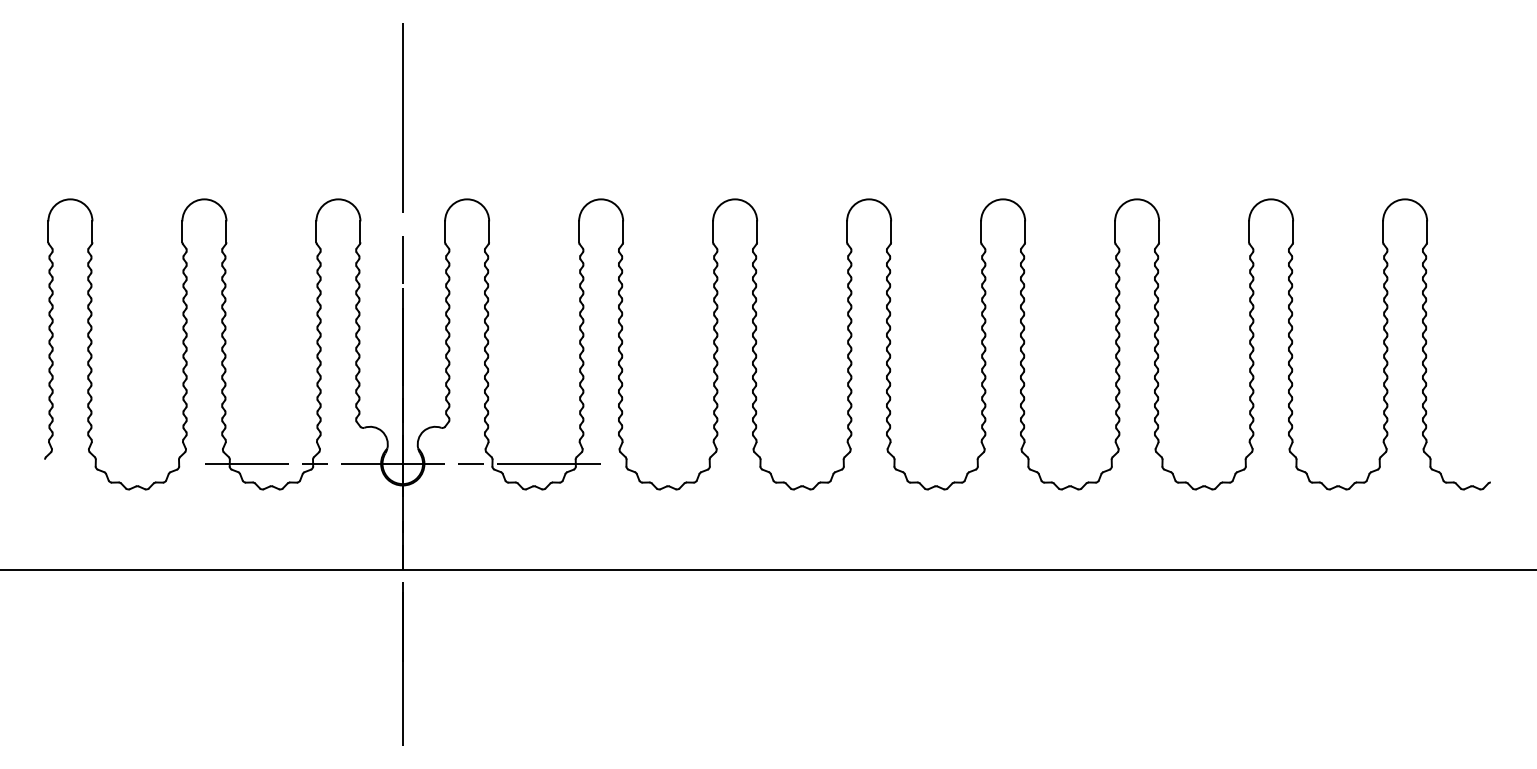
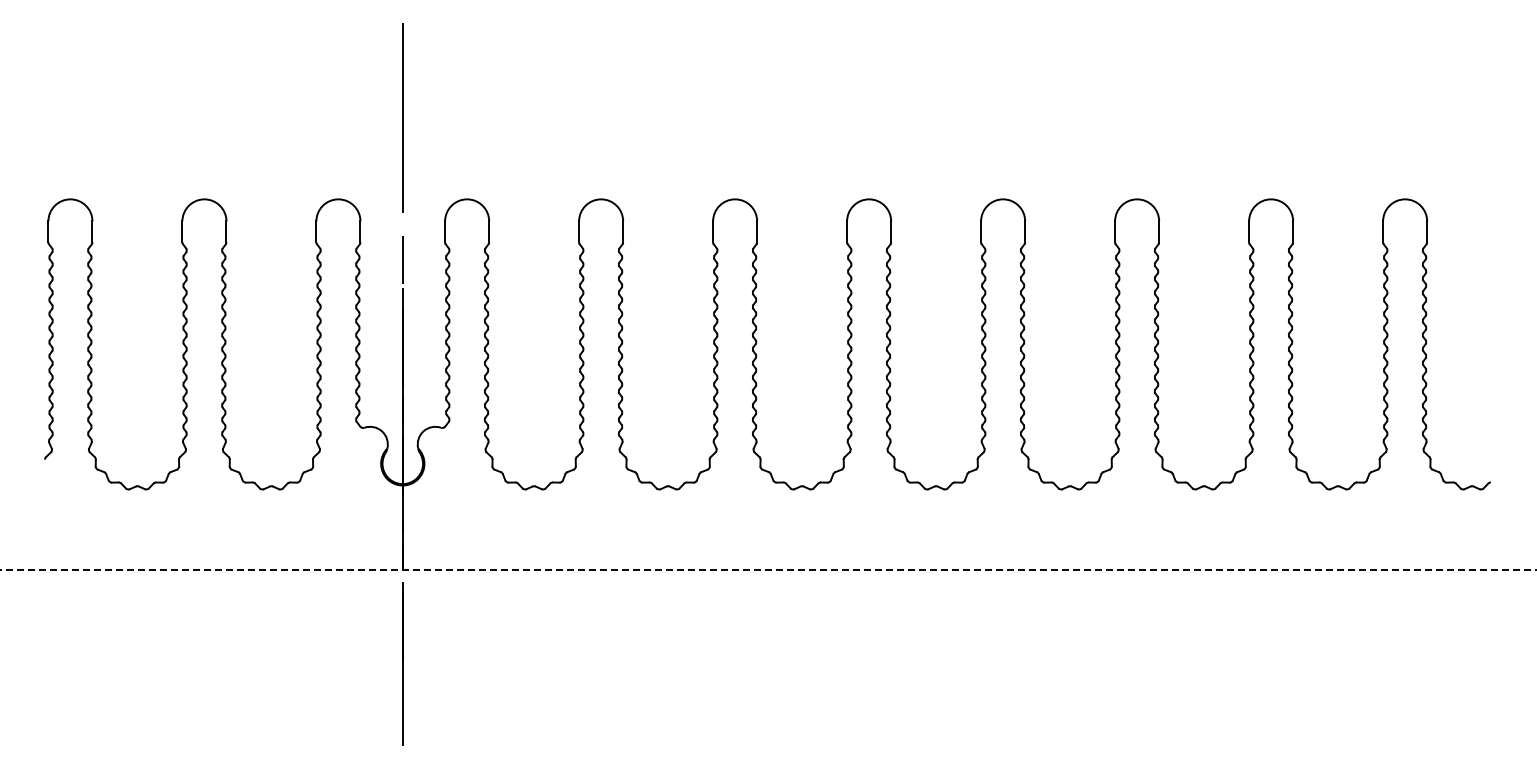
line: present -> none (402, 463)
line: solid -> dashed (768, 569)
